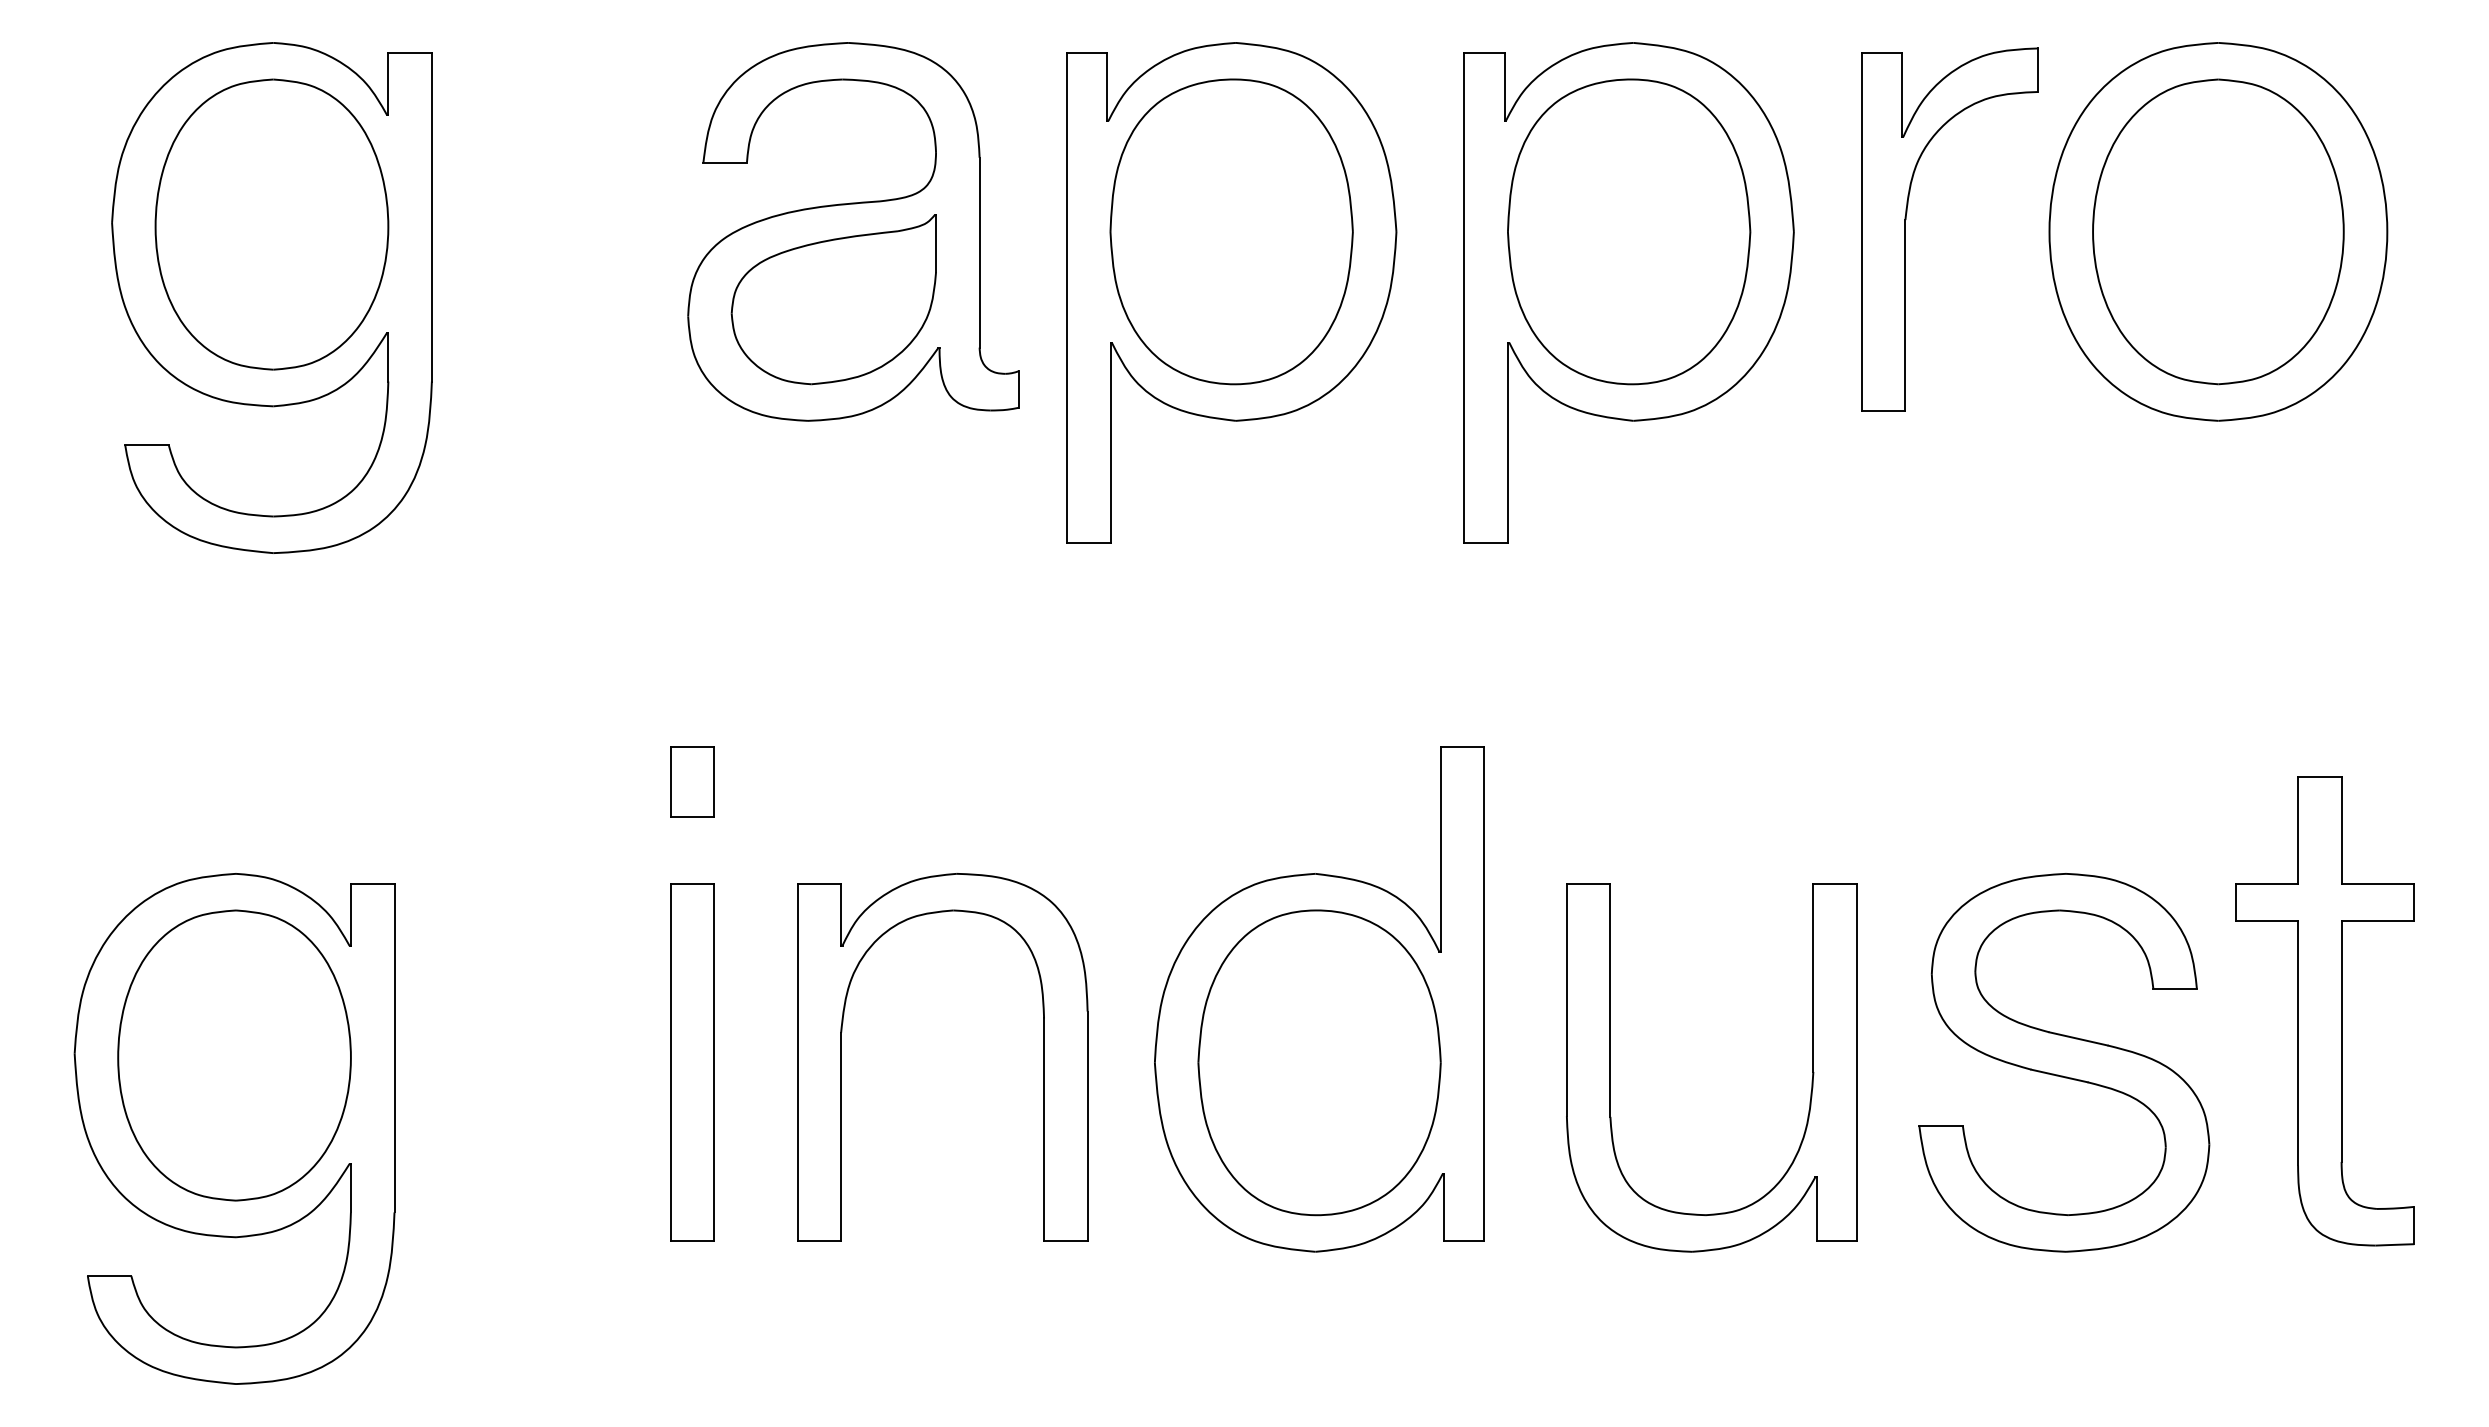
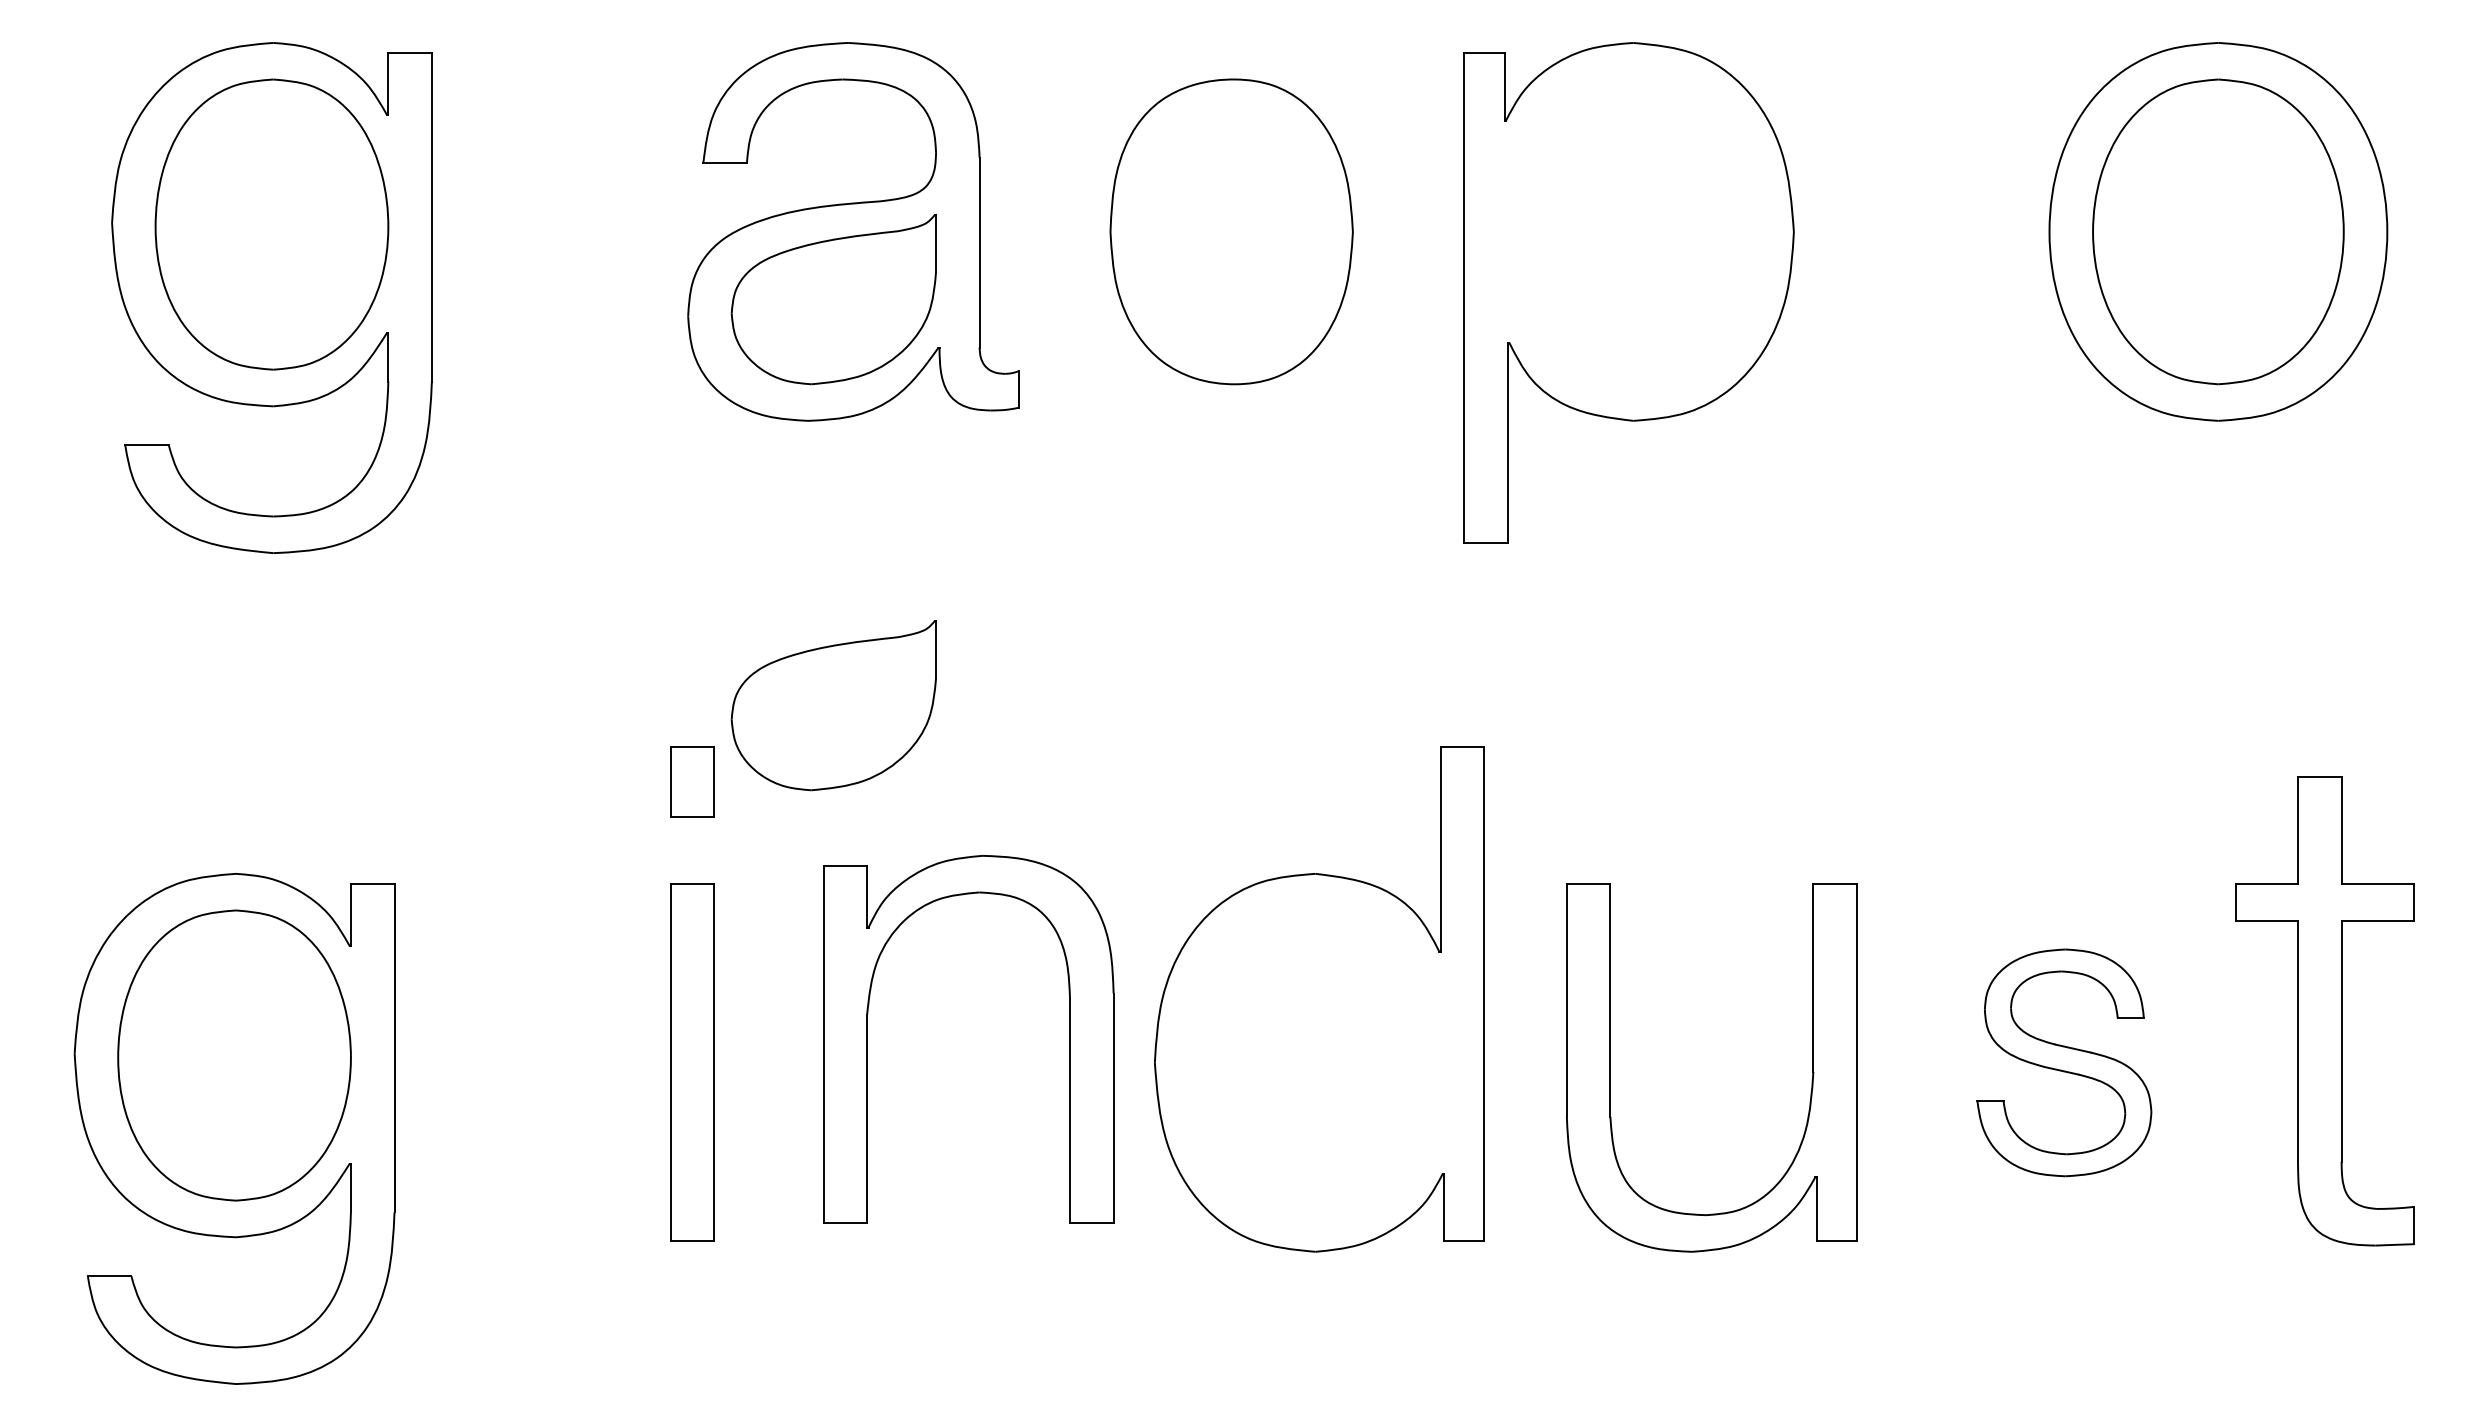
part: present -> none (1905, 229)
part: present -> none (1629, 231)
part: present -> none (1231, 292)
part: none -> present (833, 705)
part position: (841, 1057) -> (867, 1039) (867, 1039)
part: present -> none (1319, 1062)
part size: 293x380 px -> 177x230 px (2064, 1062)
